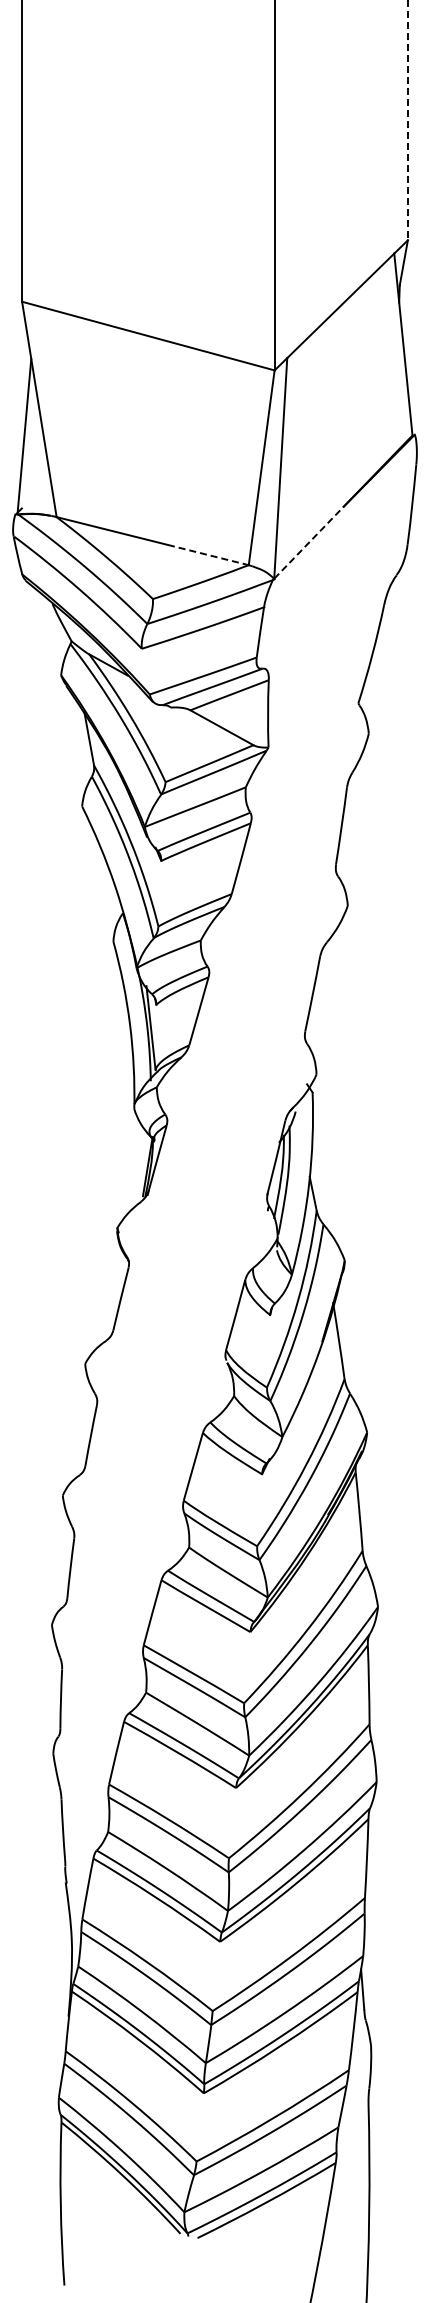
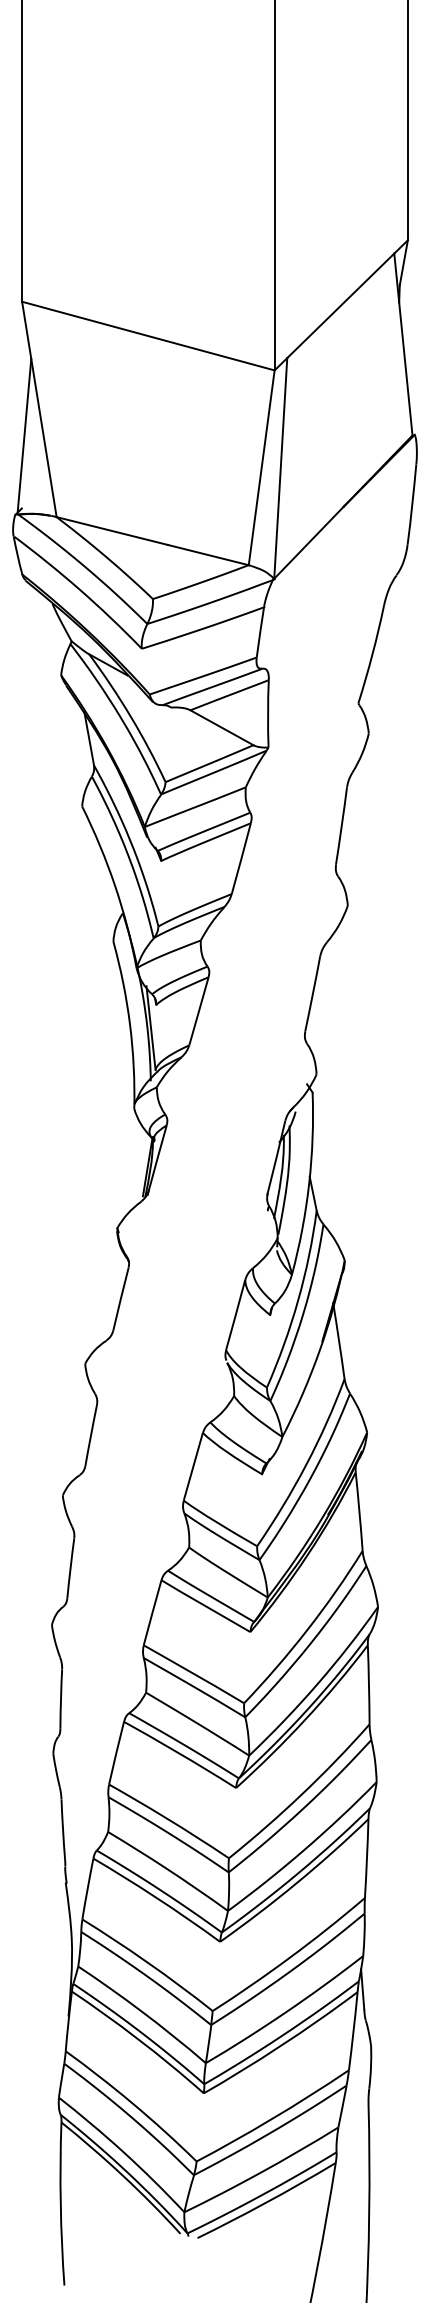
line: dashed -> solid (407, 120)
line: dashed -> solid (309, 542)
line: dashed -> solid (208, 555)
